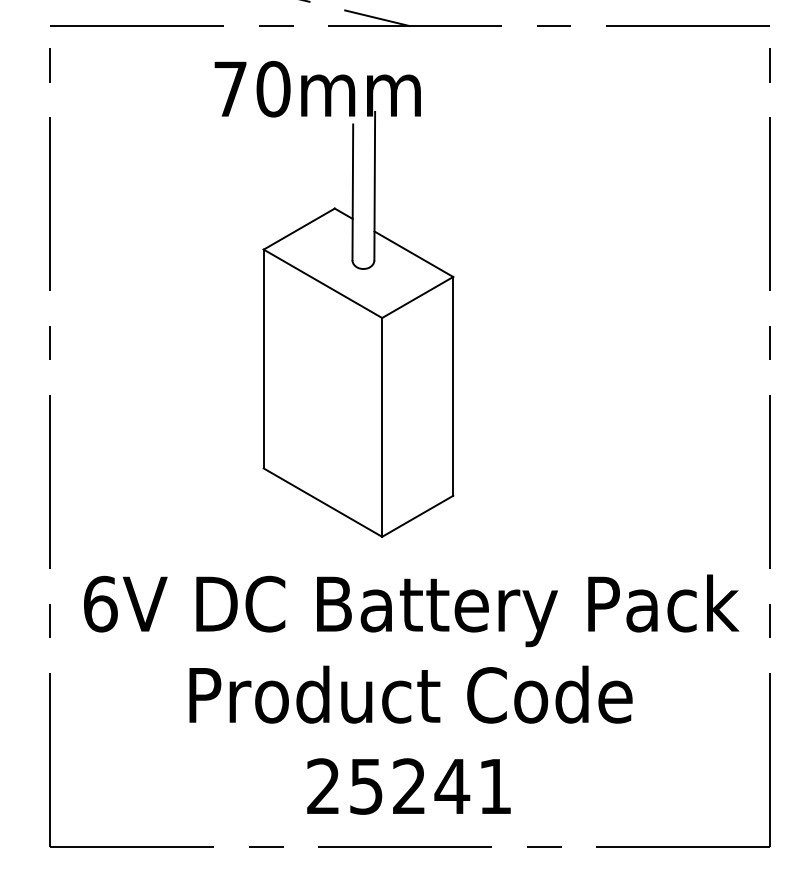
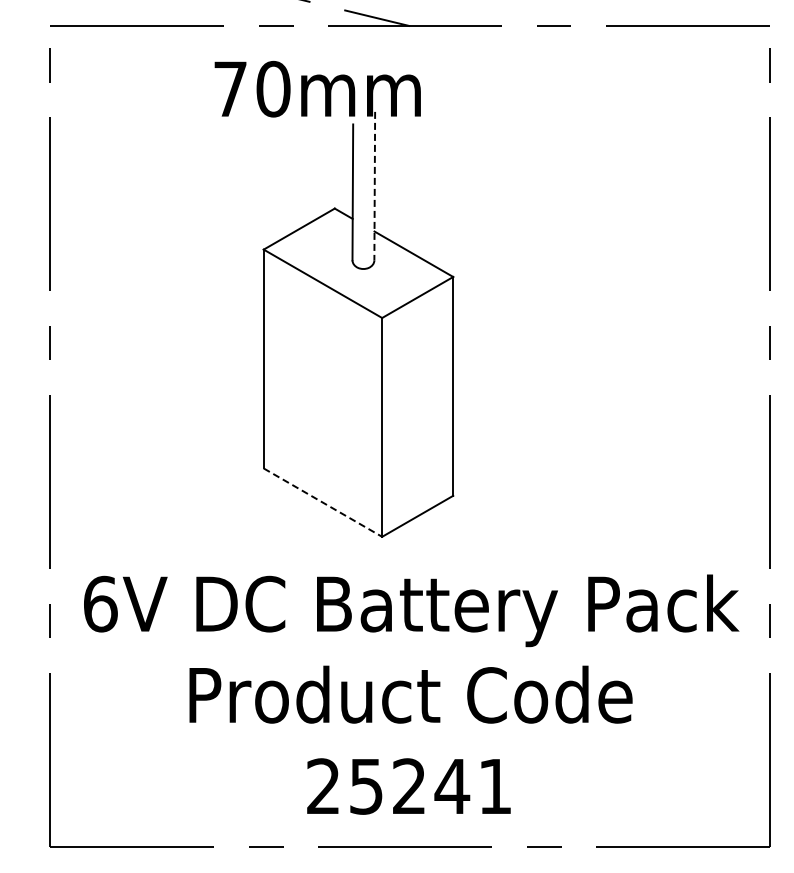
line: solid -> dashed (374, 186)
line: solid -> dashed (323, 502)
